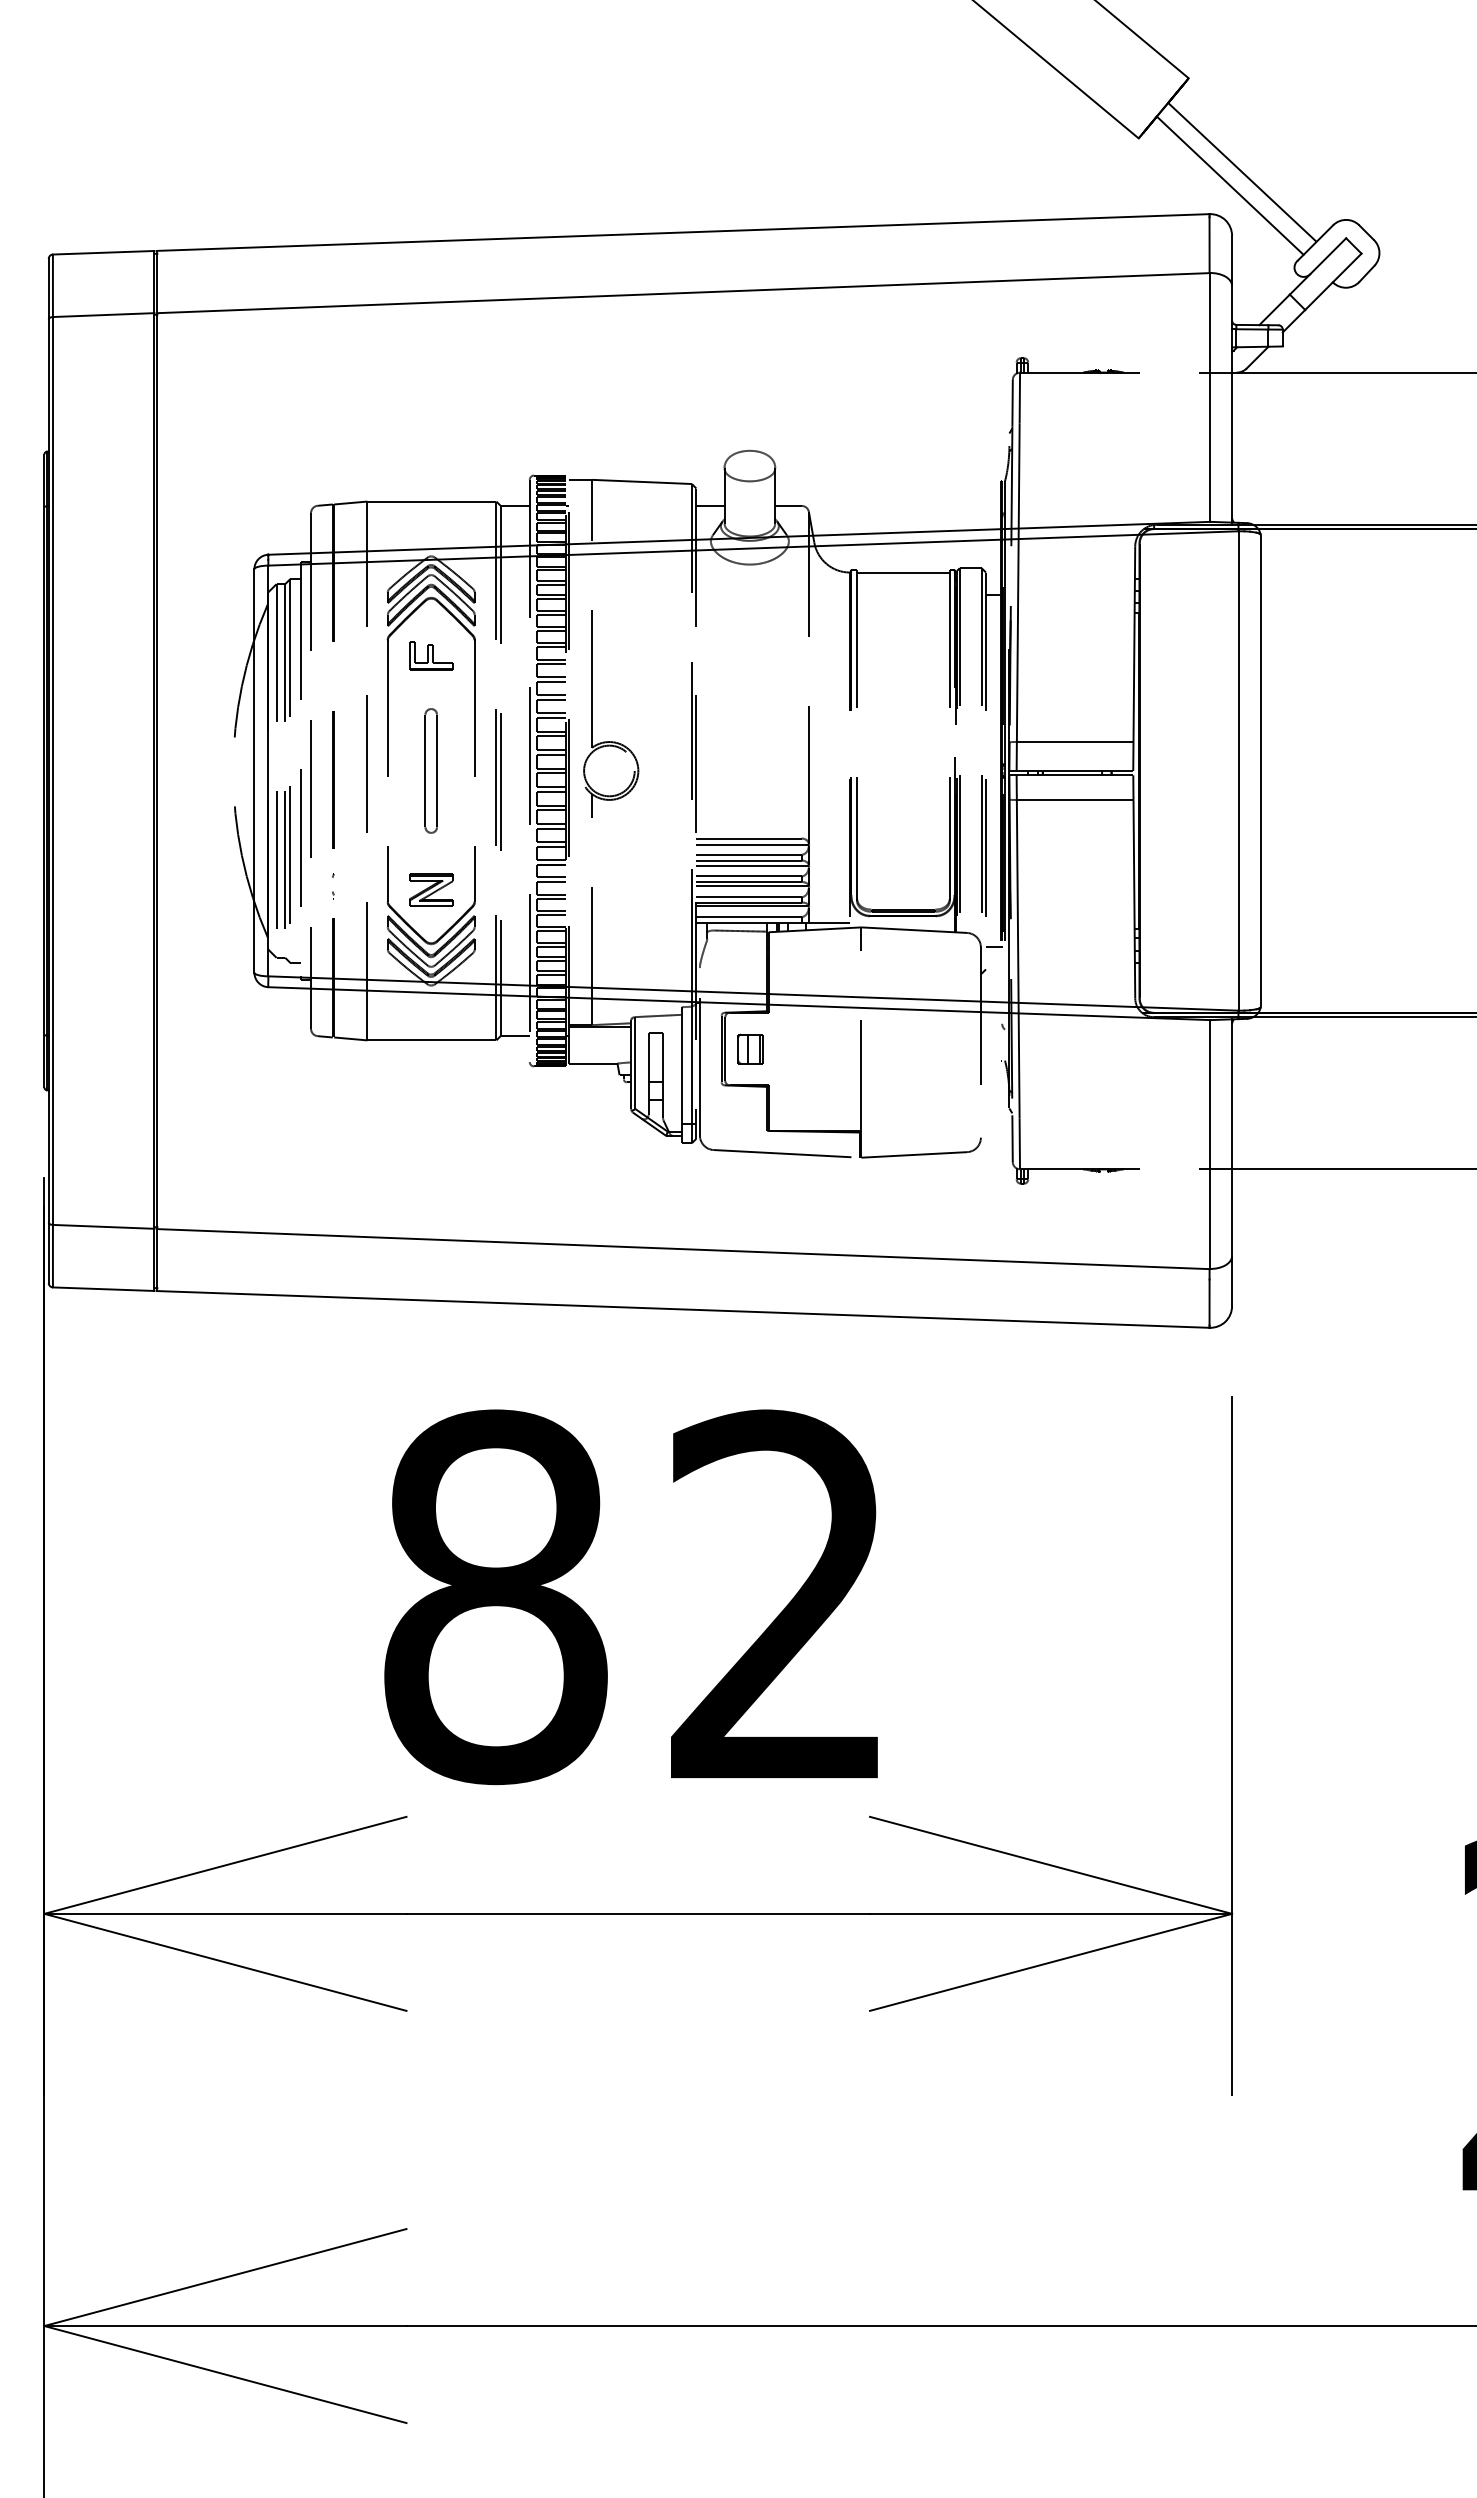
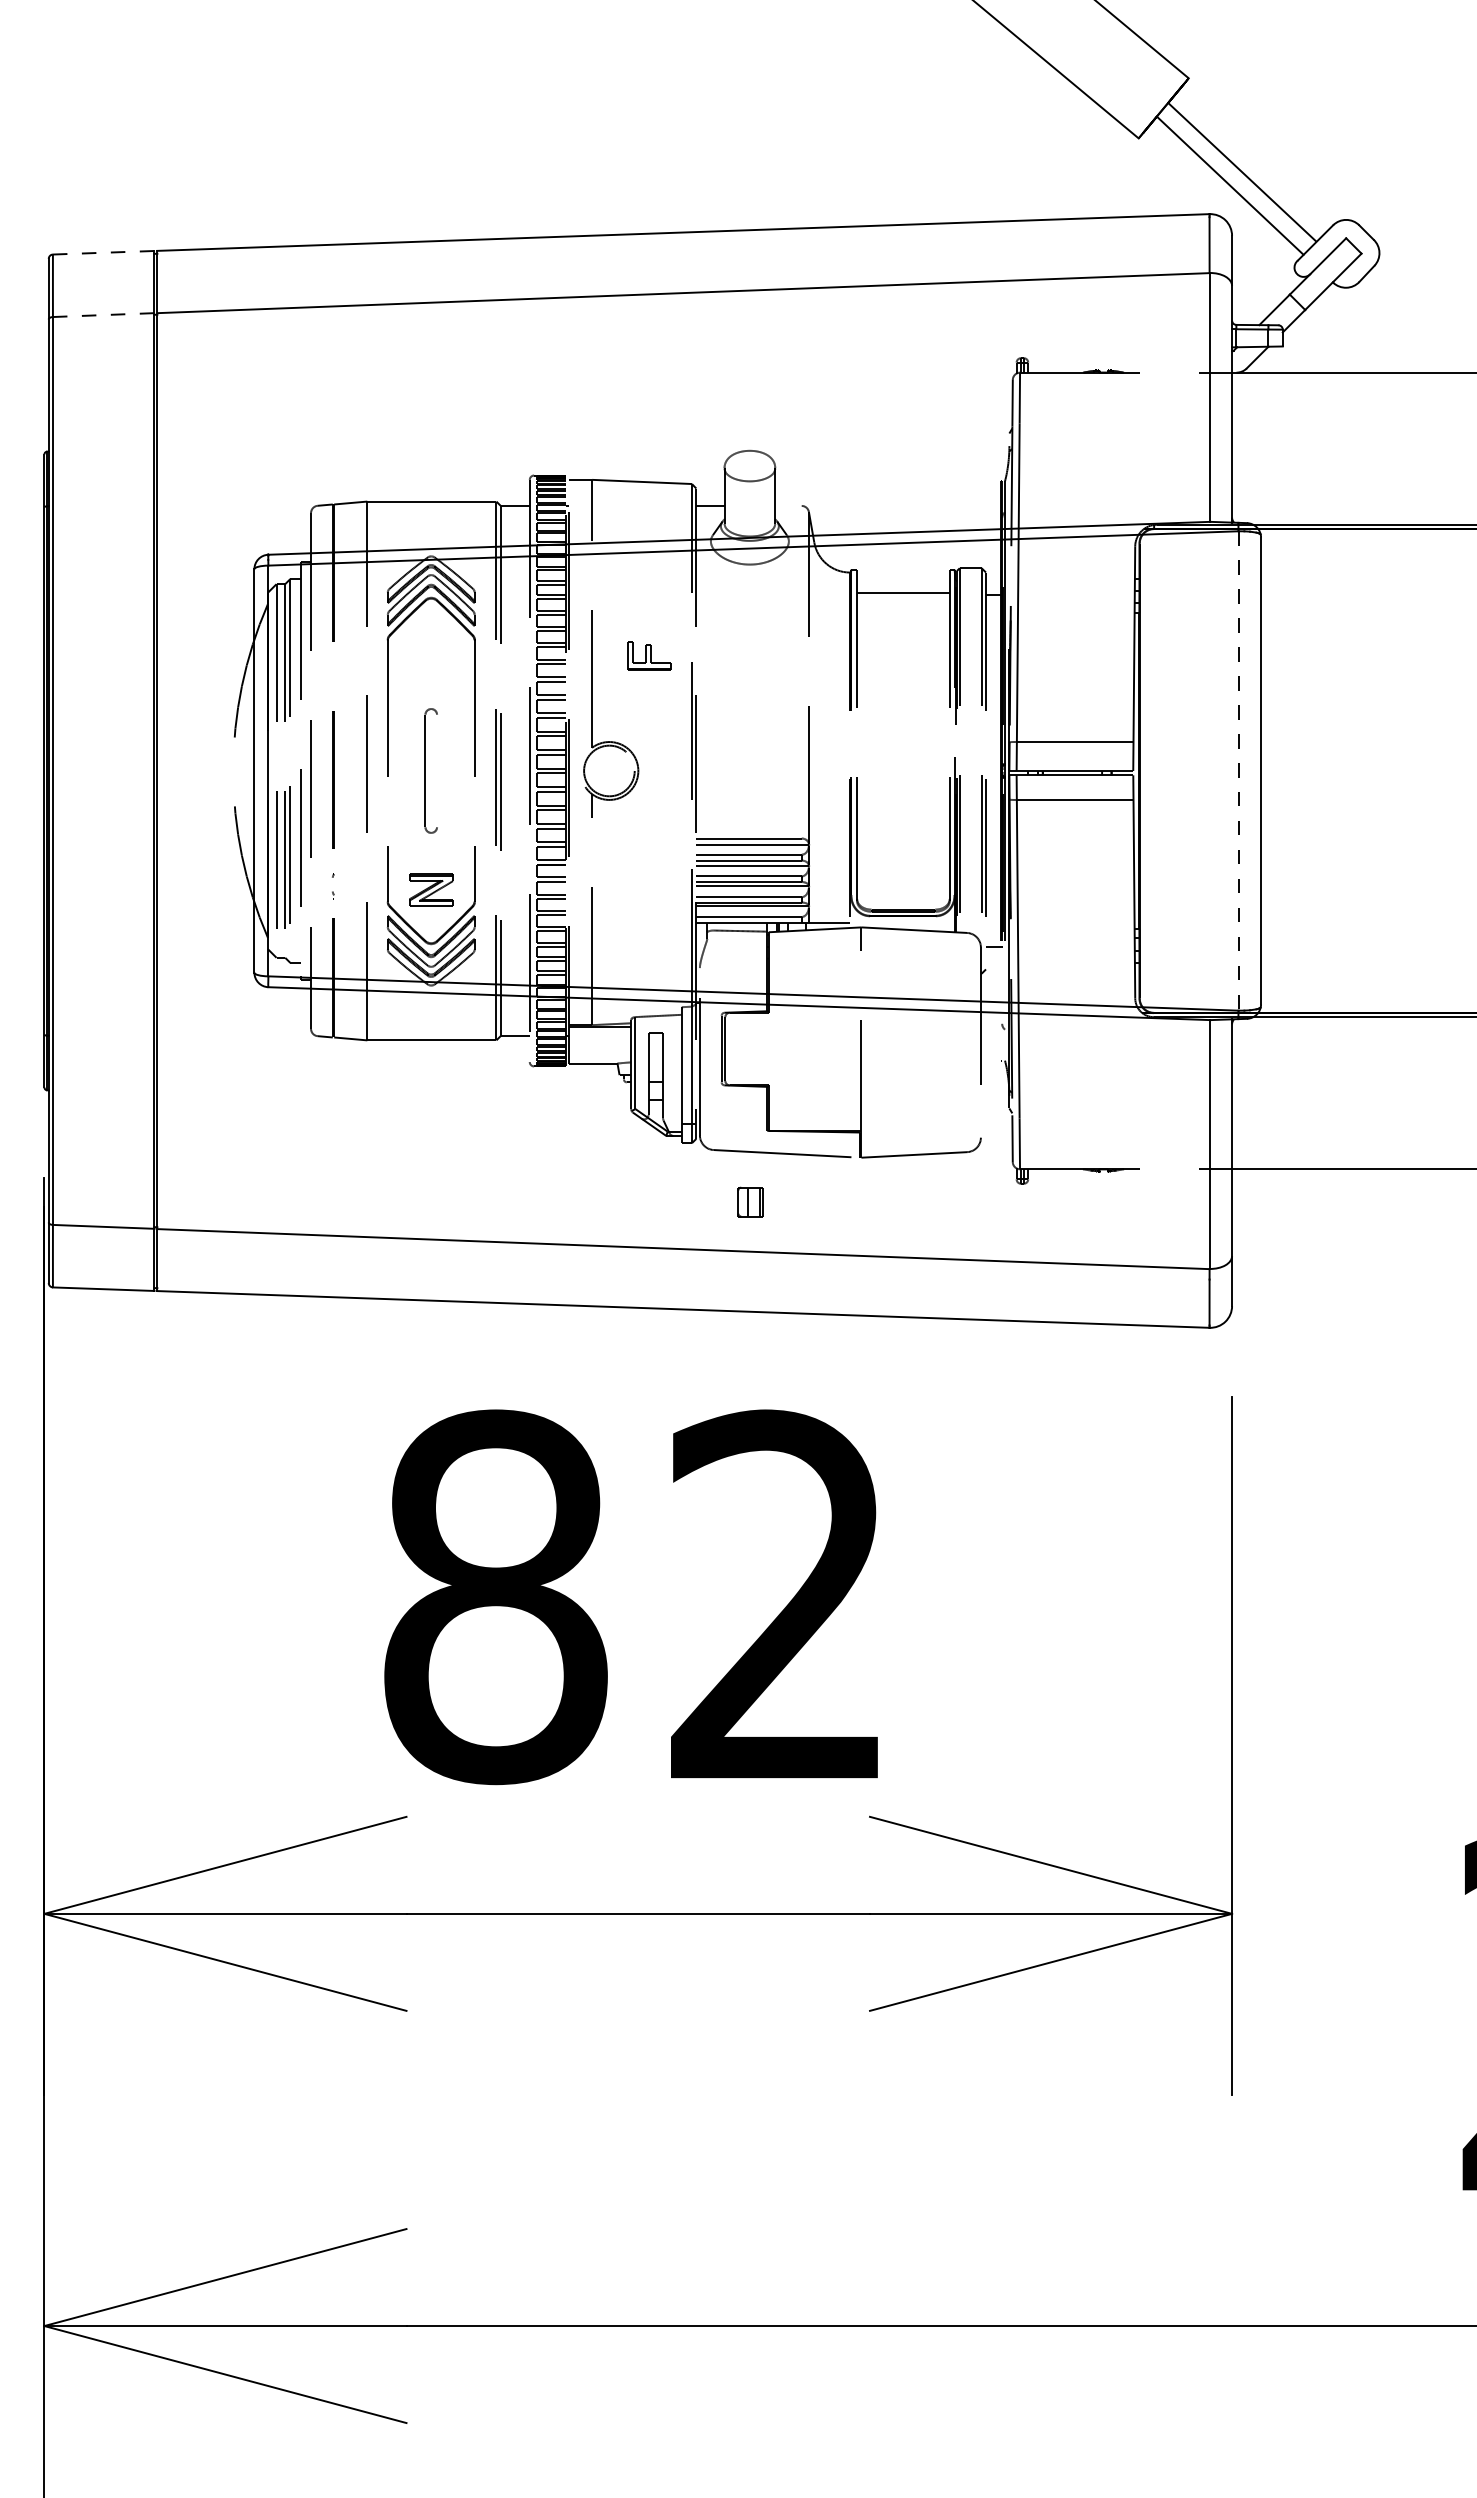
line: solid -> dashed (103, 252)
line: solid -> dashed (103, 315)
line: present -> none (788, 505)
line position: (903, 572) -> (903, 592) (903, 592)
part position: (431, 655) -> (649, 655) (649, 655)
line: present -> none (437, 770)
line: solid -> dashed (1238, 770)
part position: (750, 1048) -> (750, 1201) (750, 1201)
